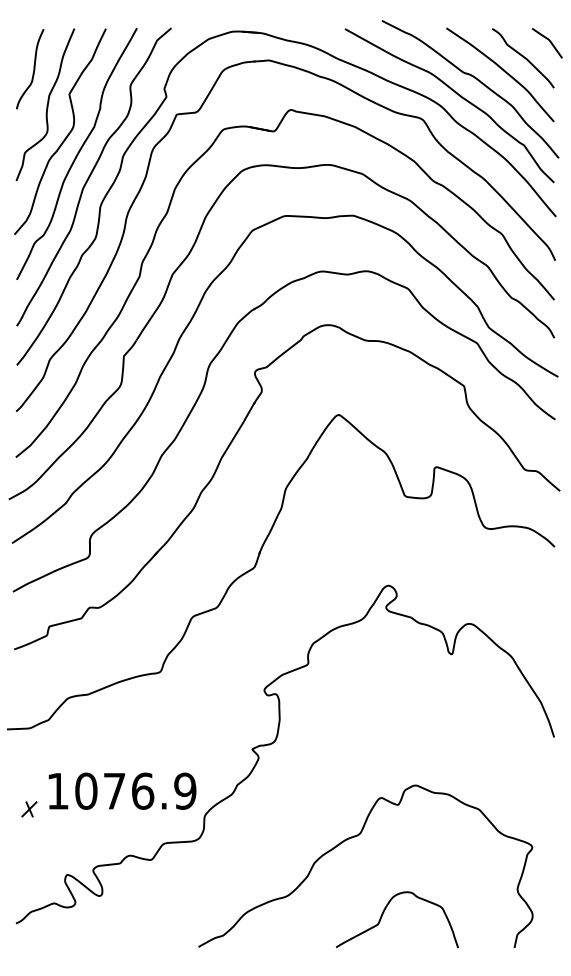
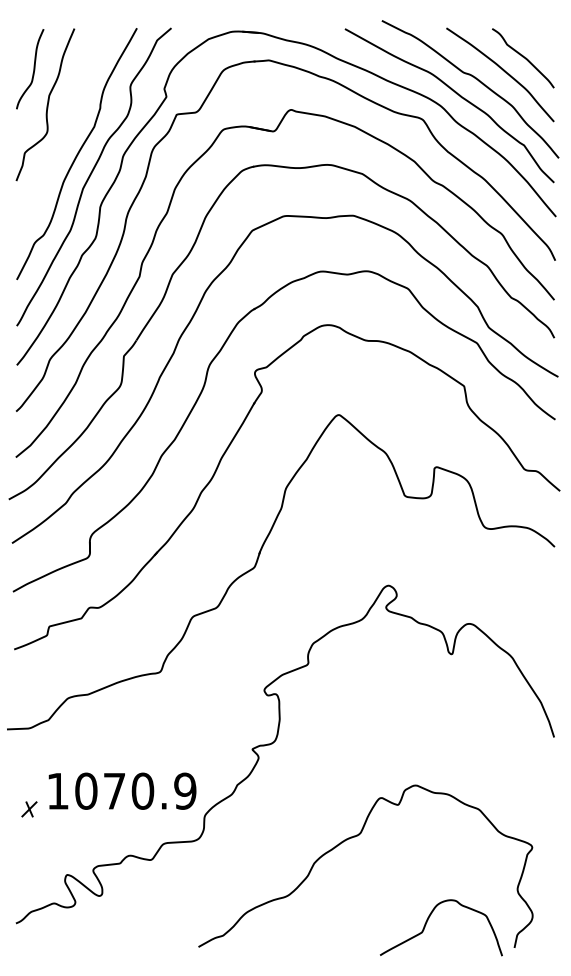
curve: present -> none (549, 42)
curve: present -> none (66, 135)
text: 1076.9 -> 1070.9 (142, 790)
curve position: (384, 912) -> (428, 920) (428, 920)
